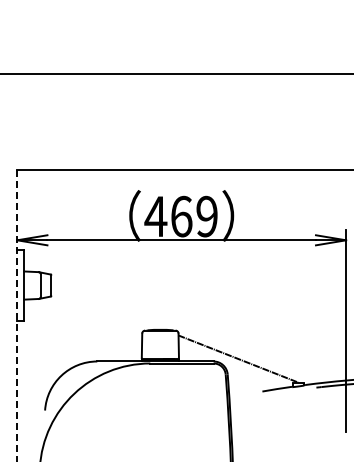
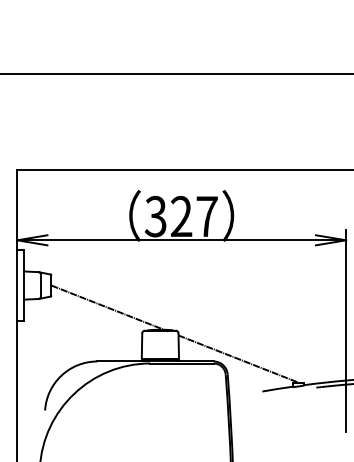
text: 469 -> 327 (180, 216)
line: none -> present (109, 308)
line: dashed -> solid (17, 315)
